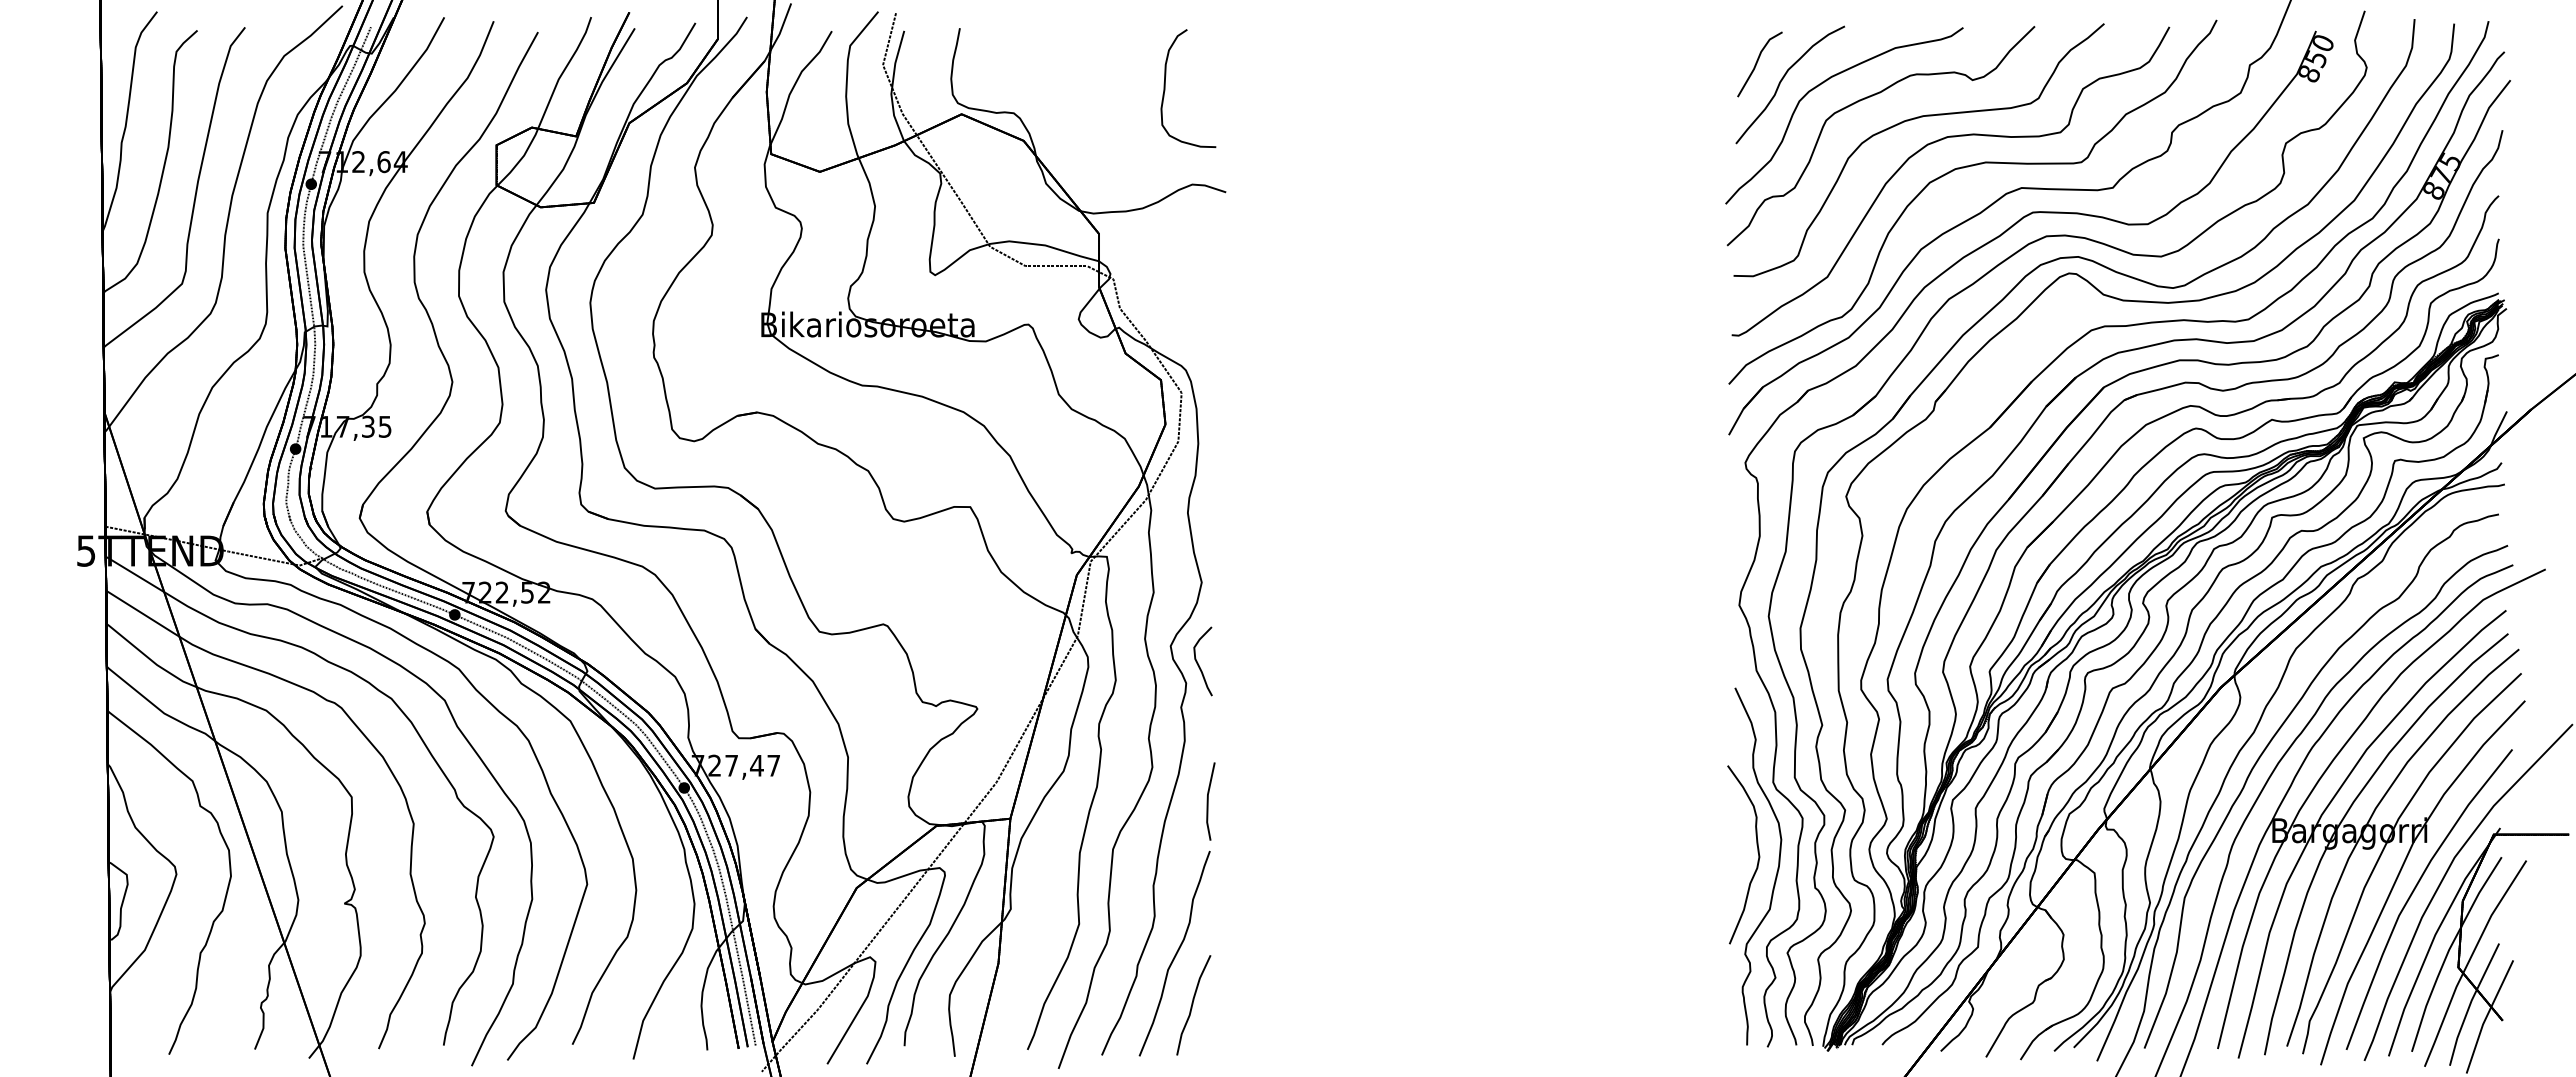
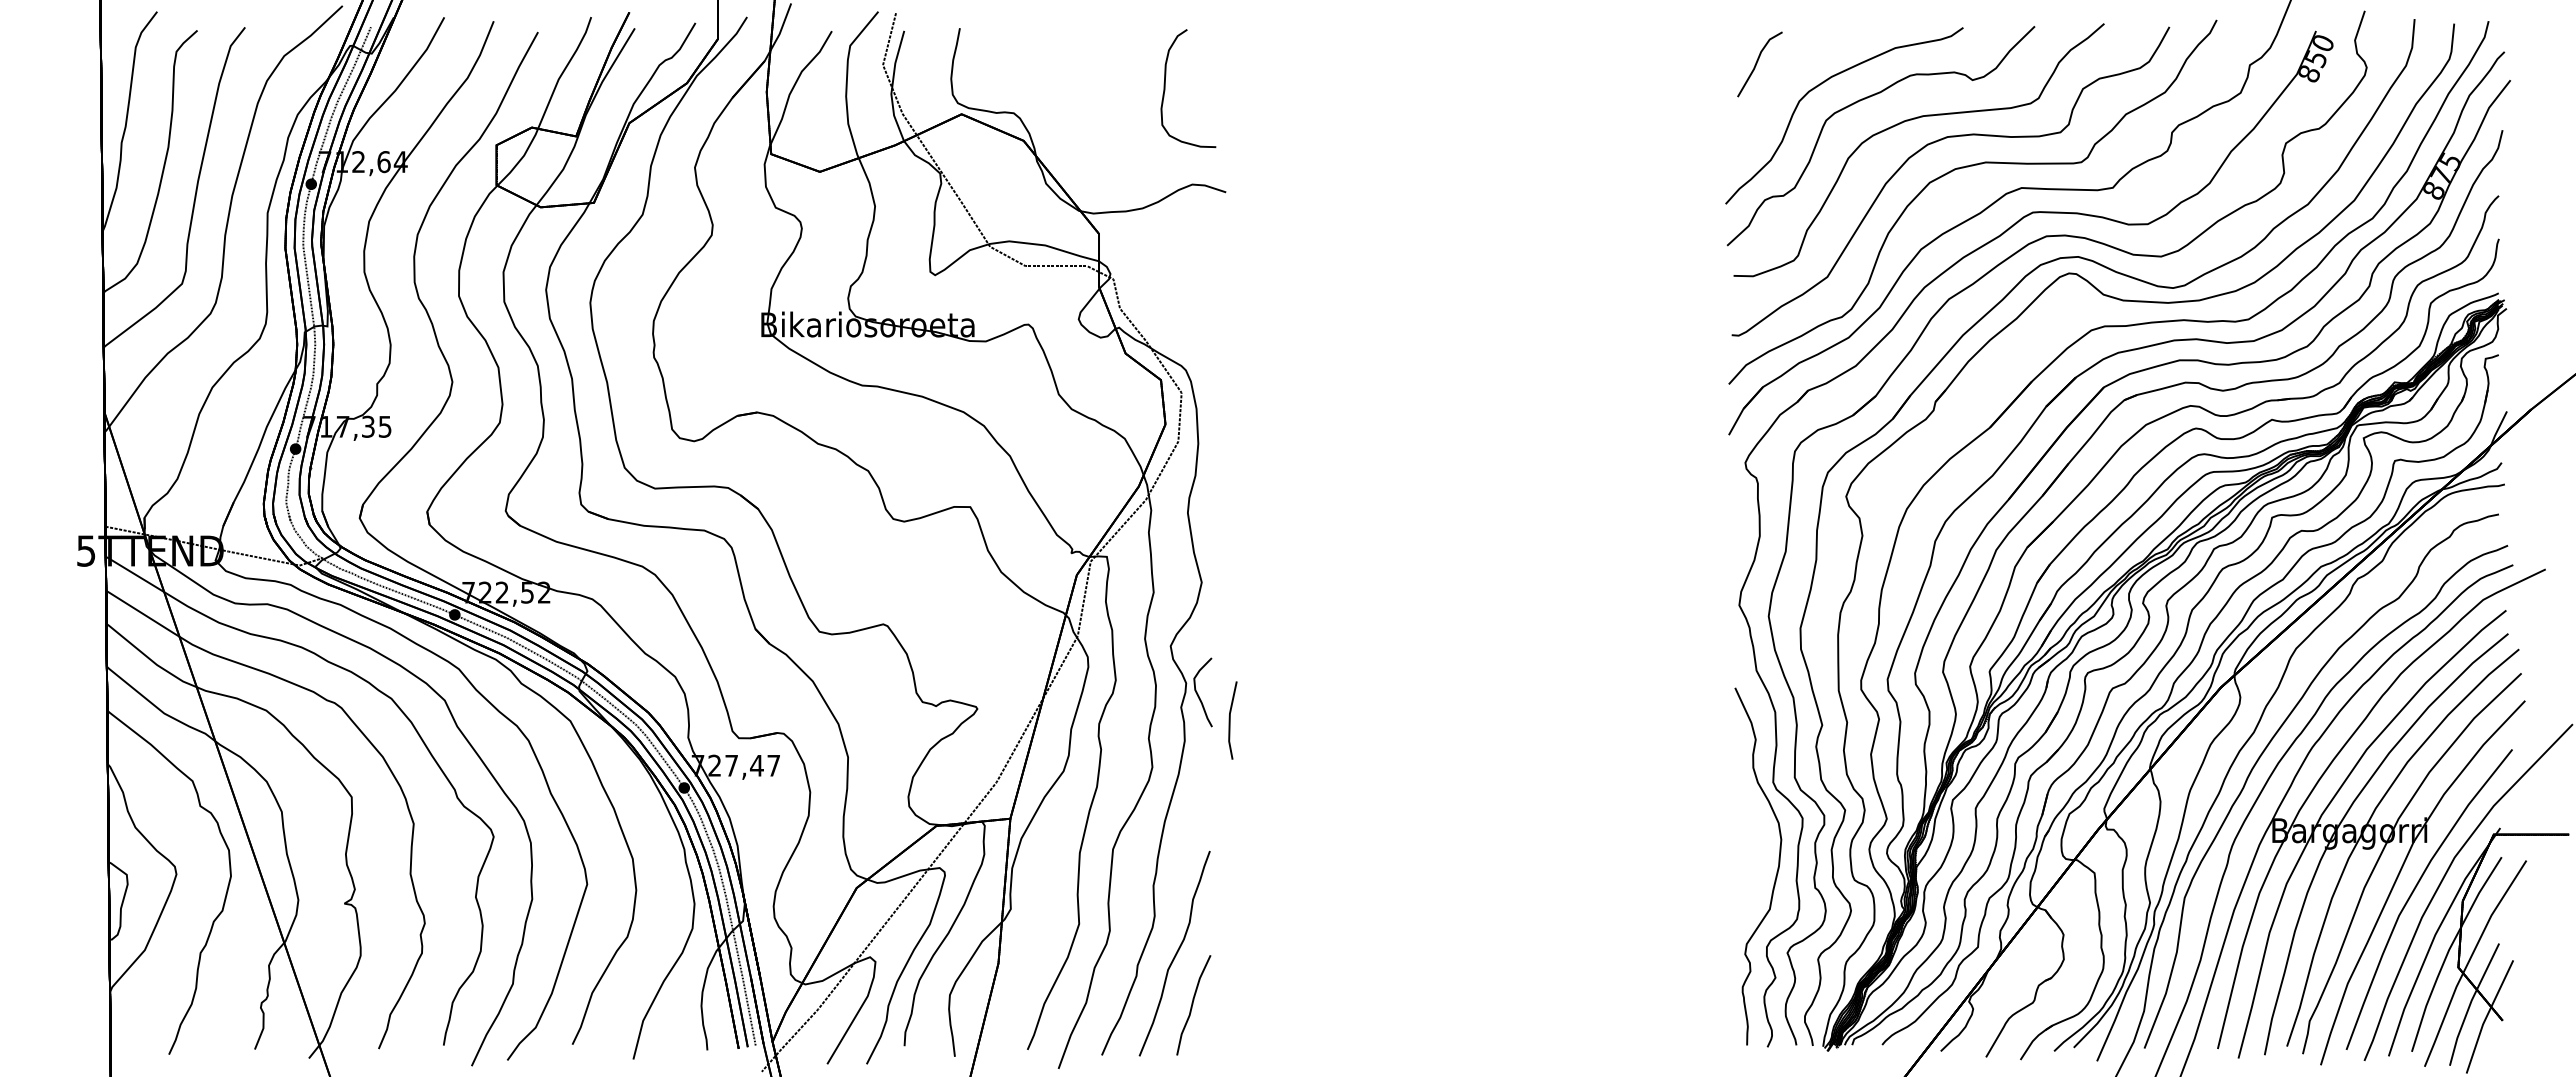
curve: present -> none (1783, 79)
curve position: (1198, 662) -> (1198, 693) (1198, 693)
line position: (1208, 801) -> (1230, 720) (1230, 720)
part: present -> none (1757, 852)
